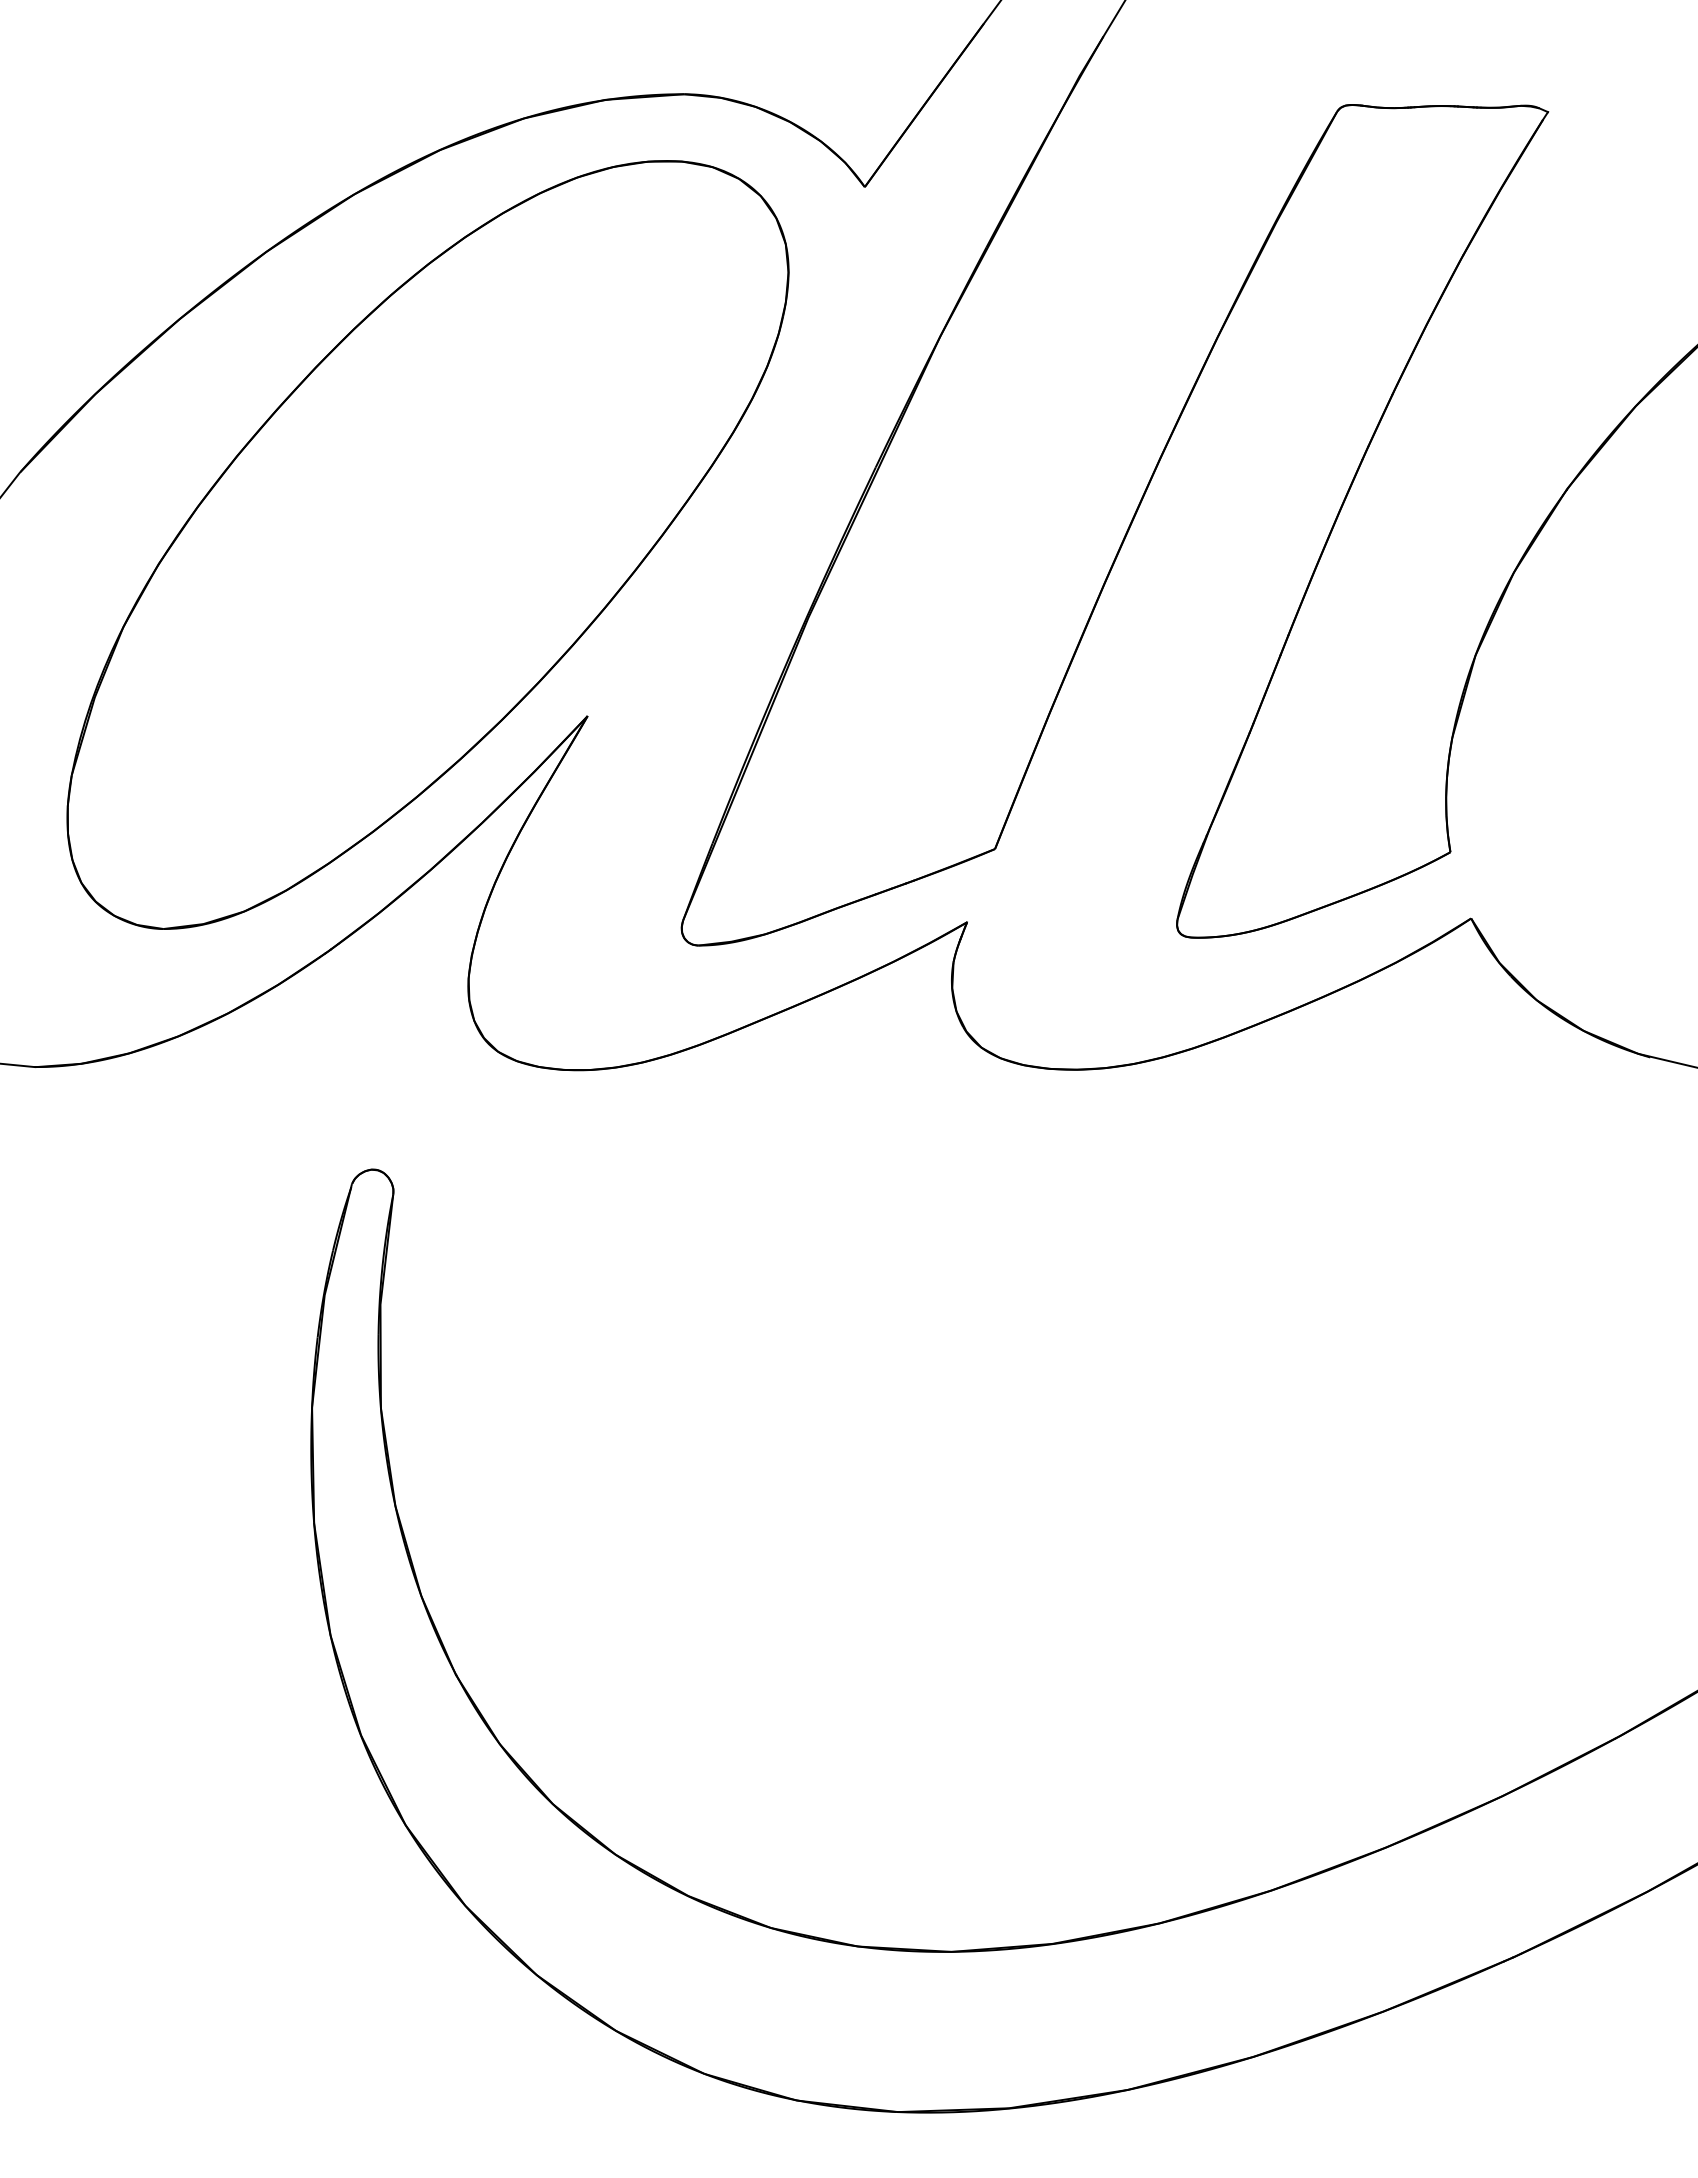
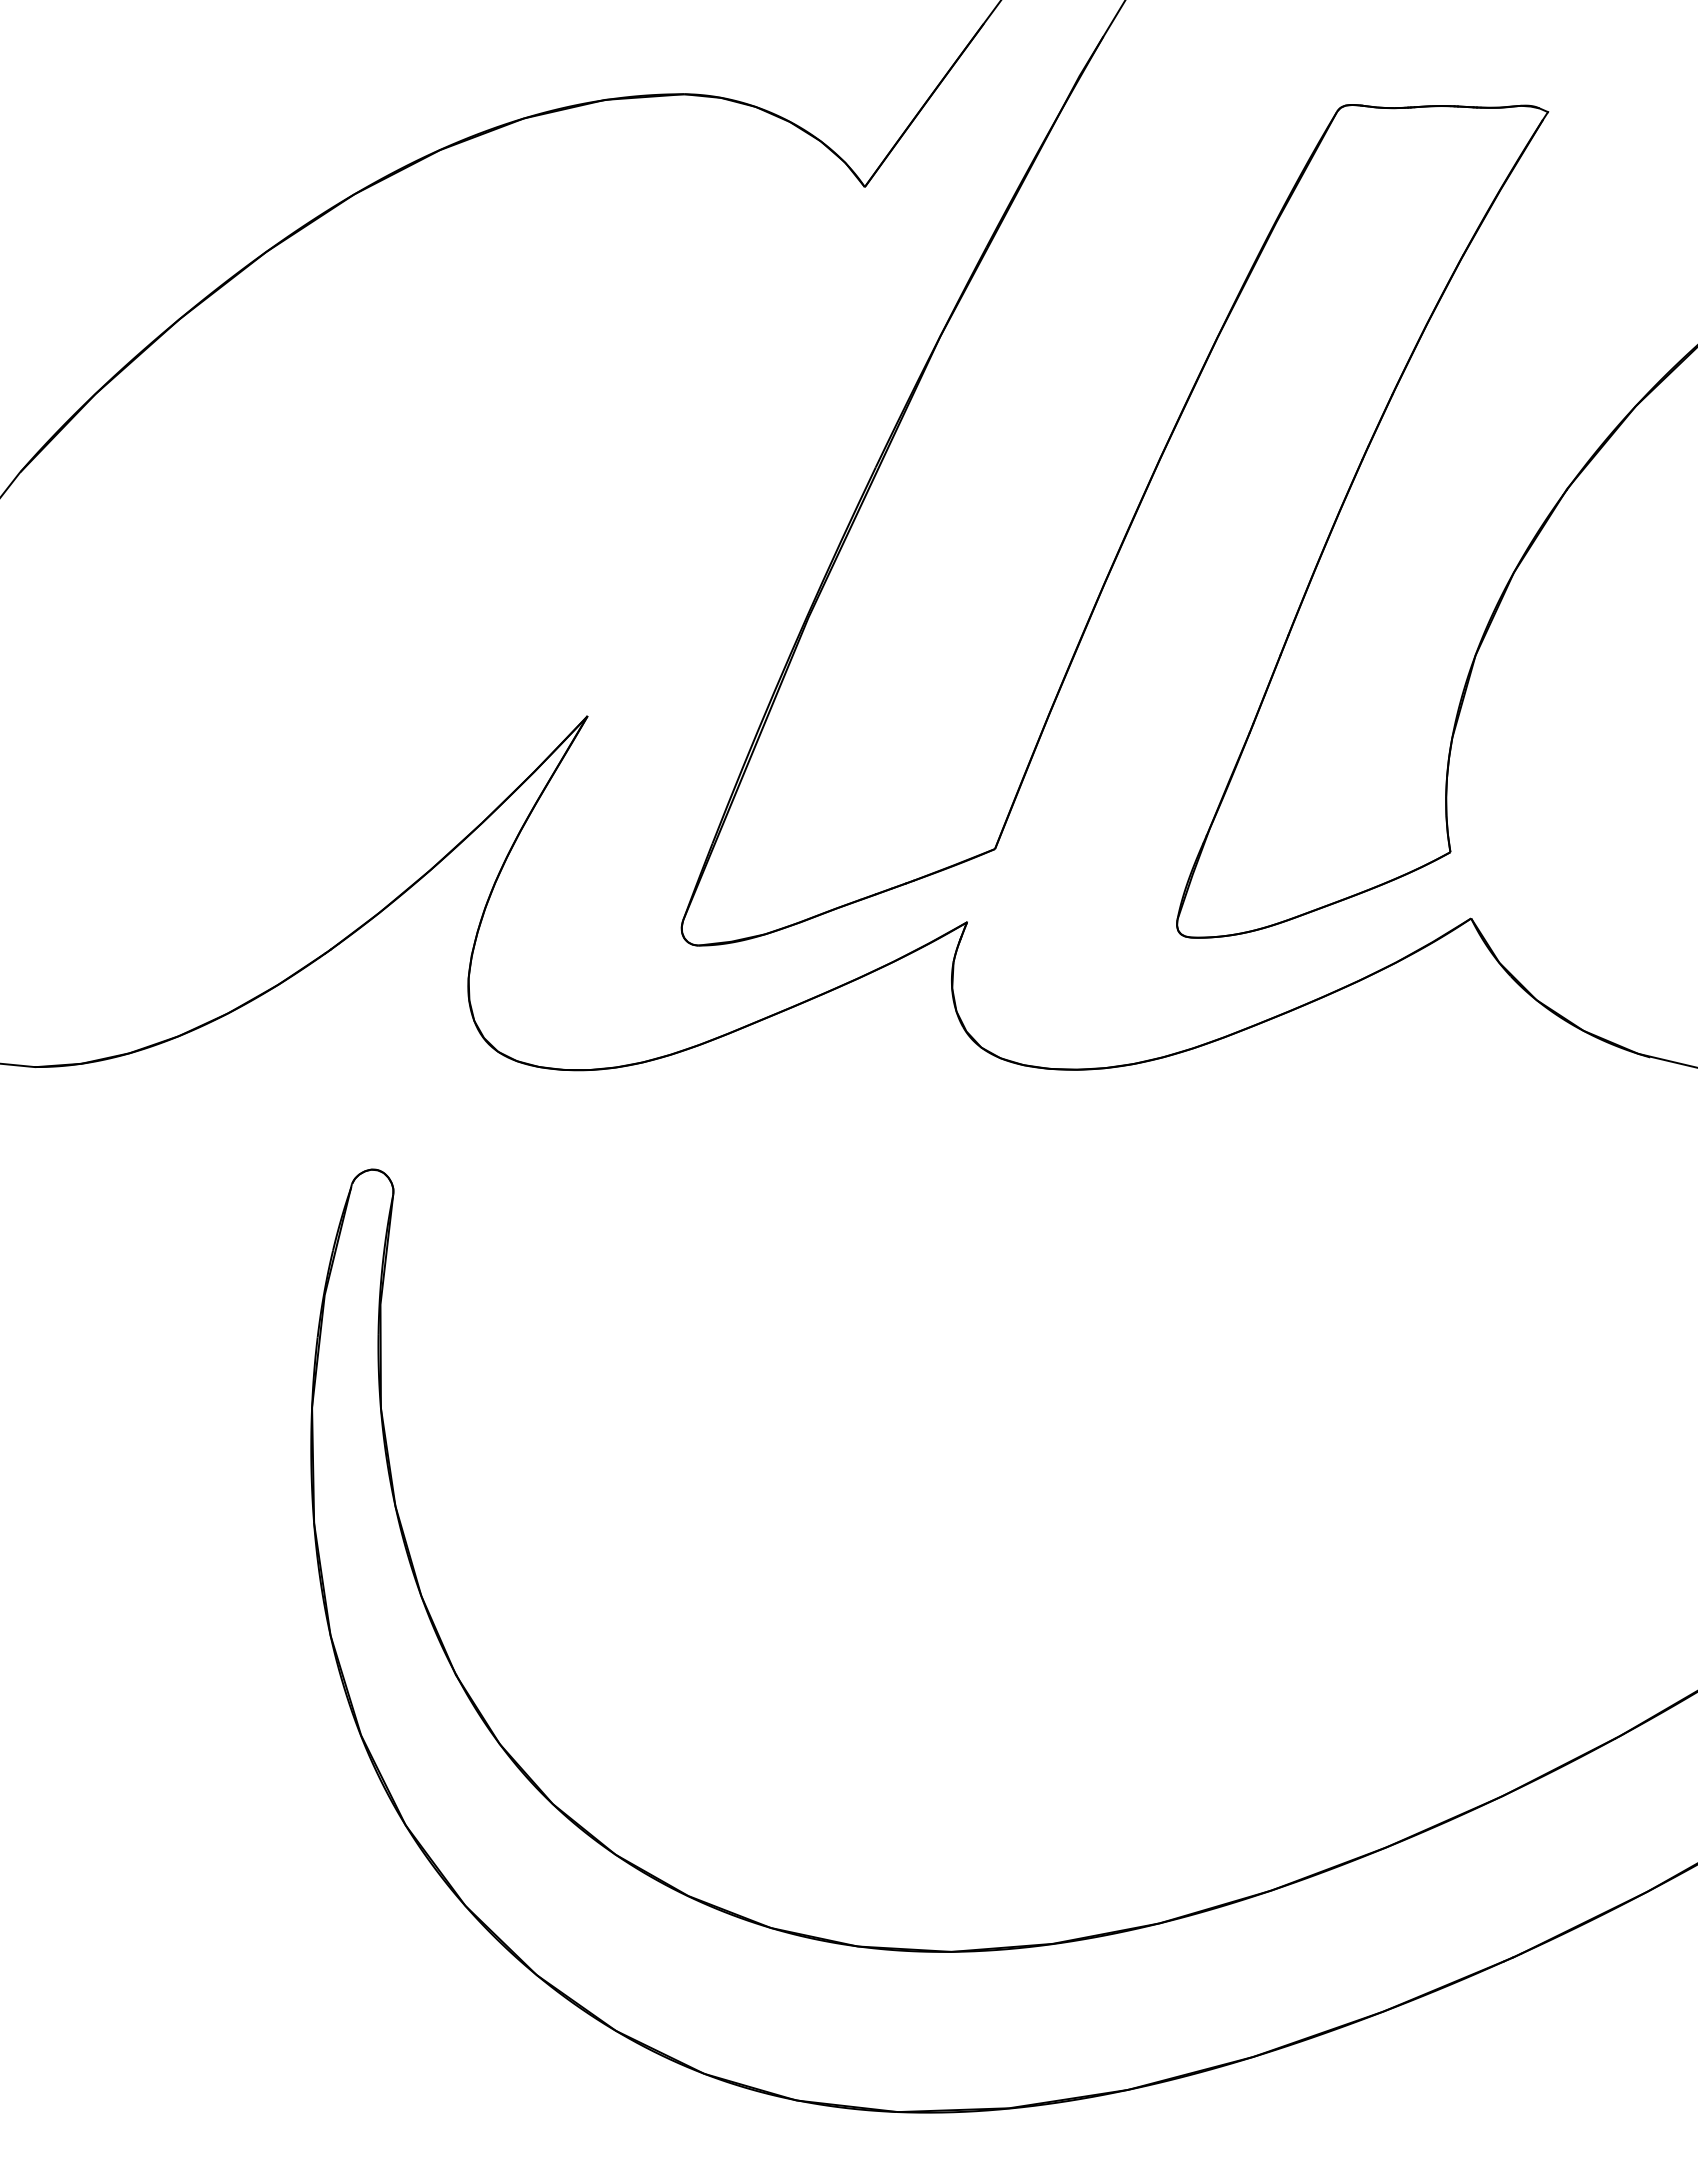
part: present -> none (427, 544)
